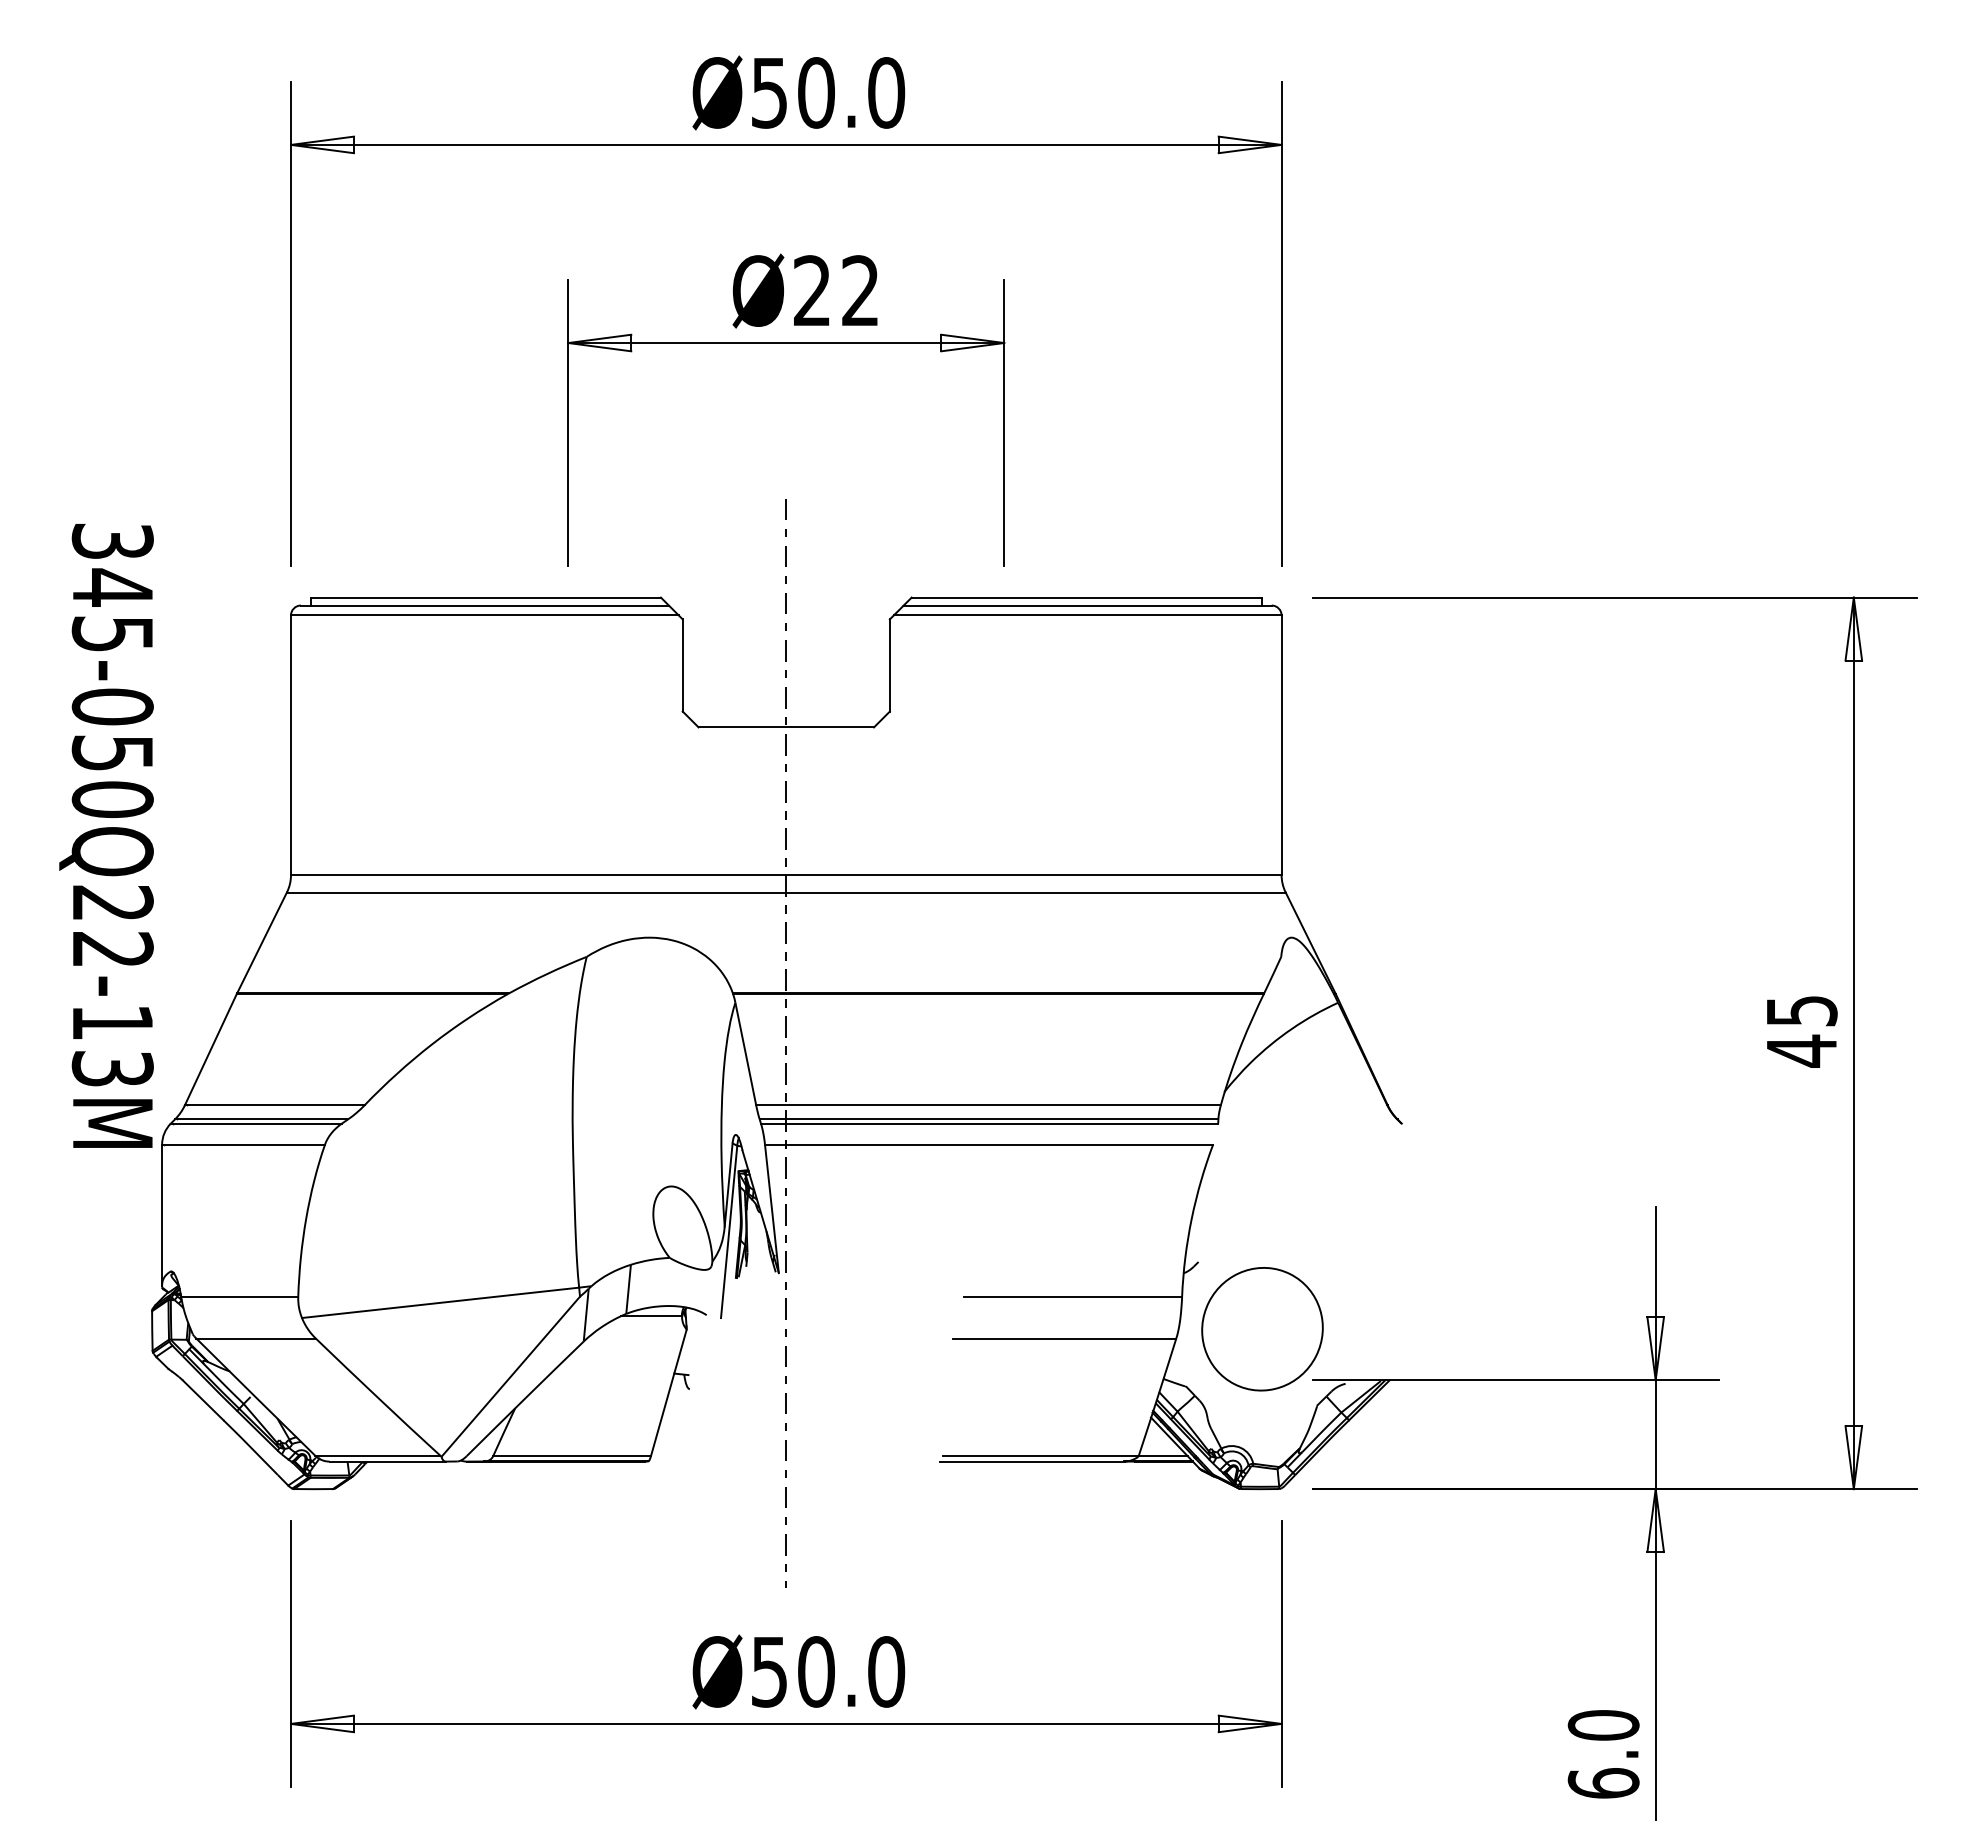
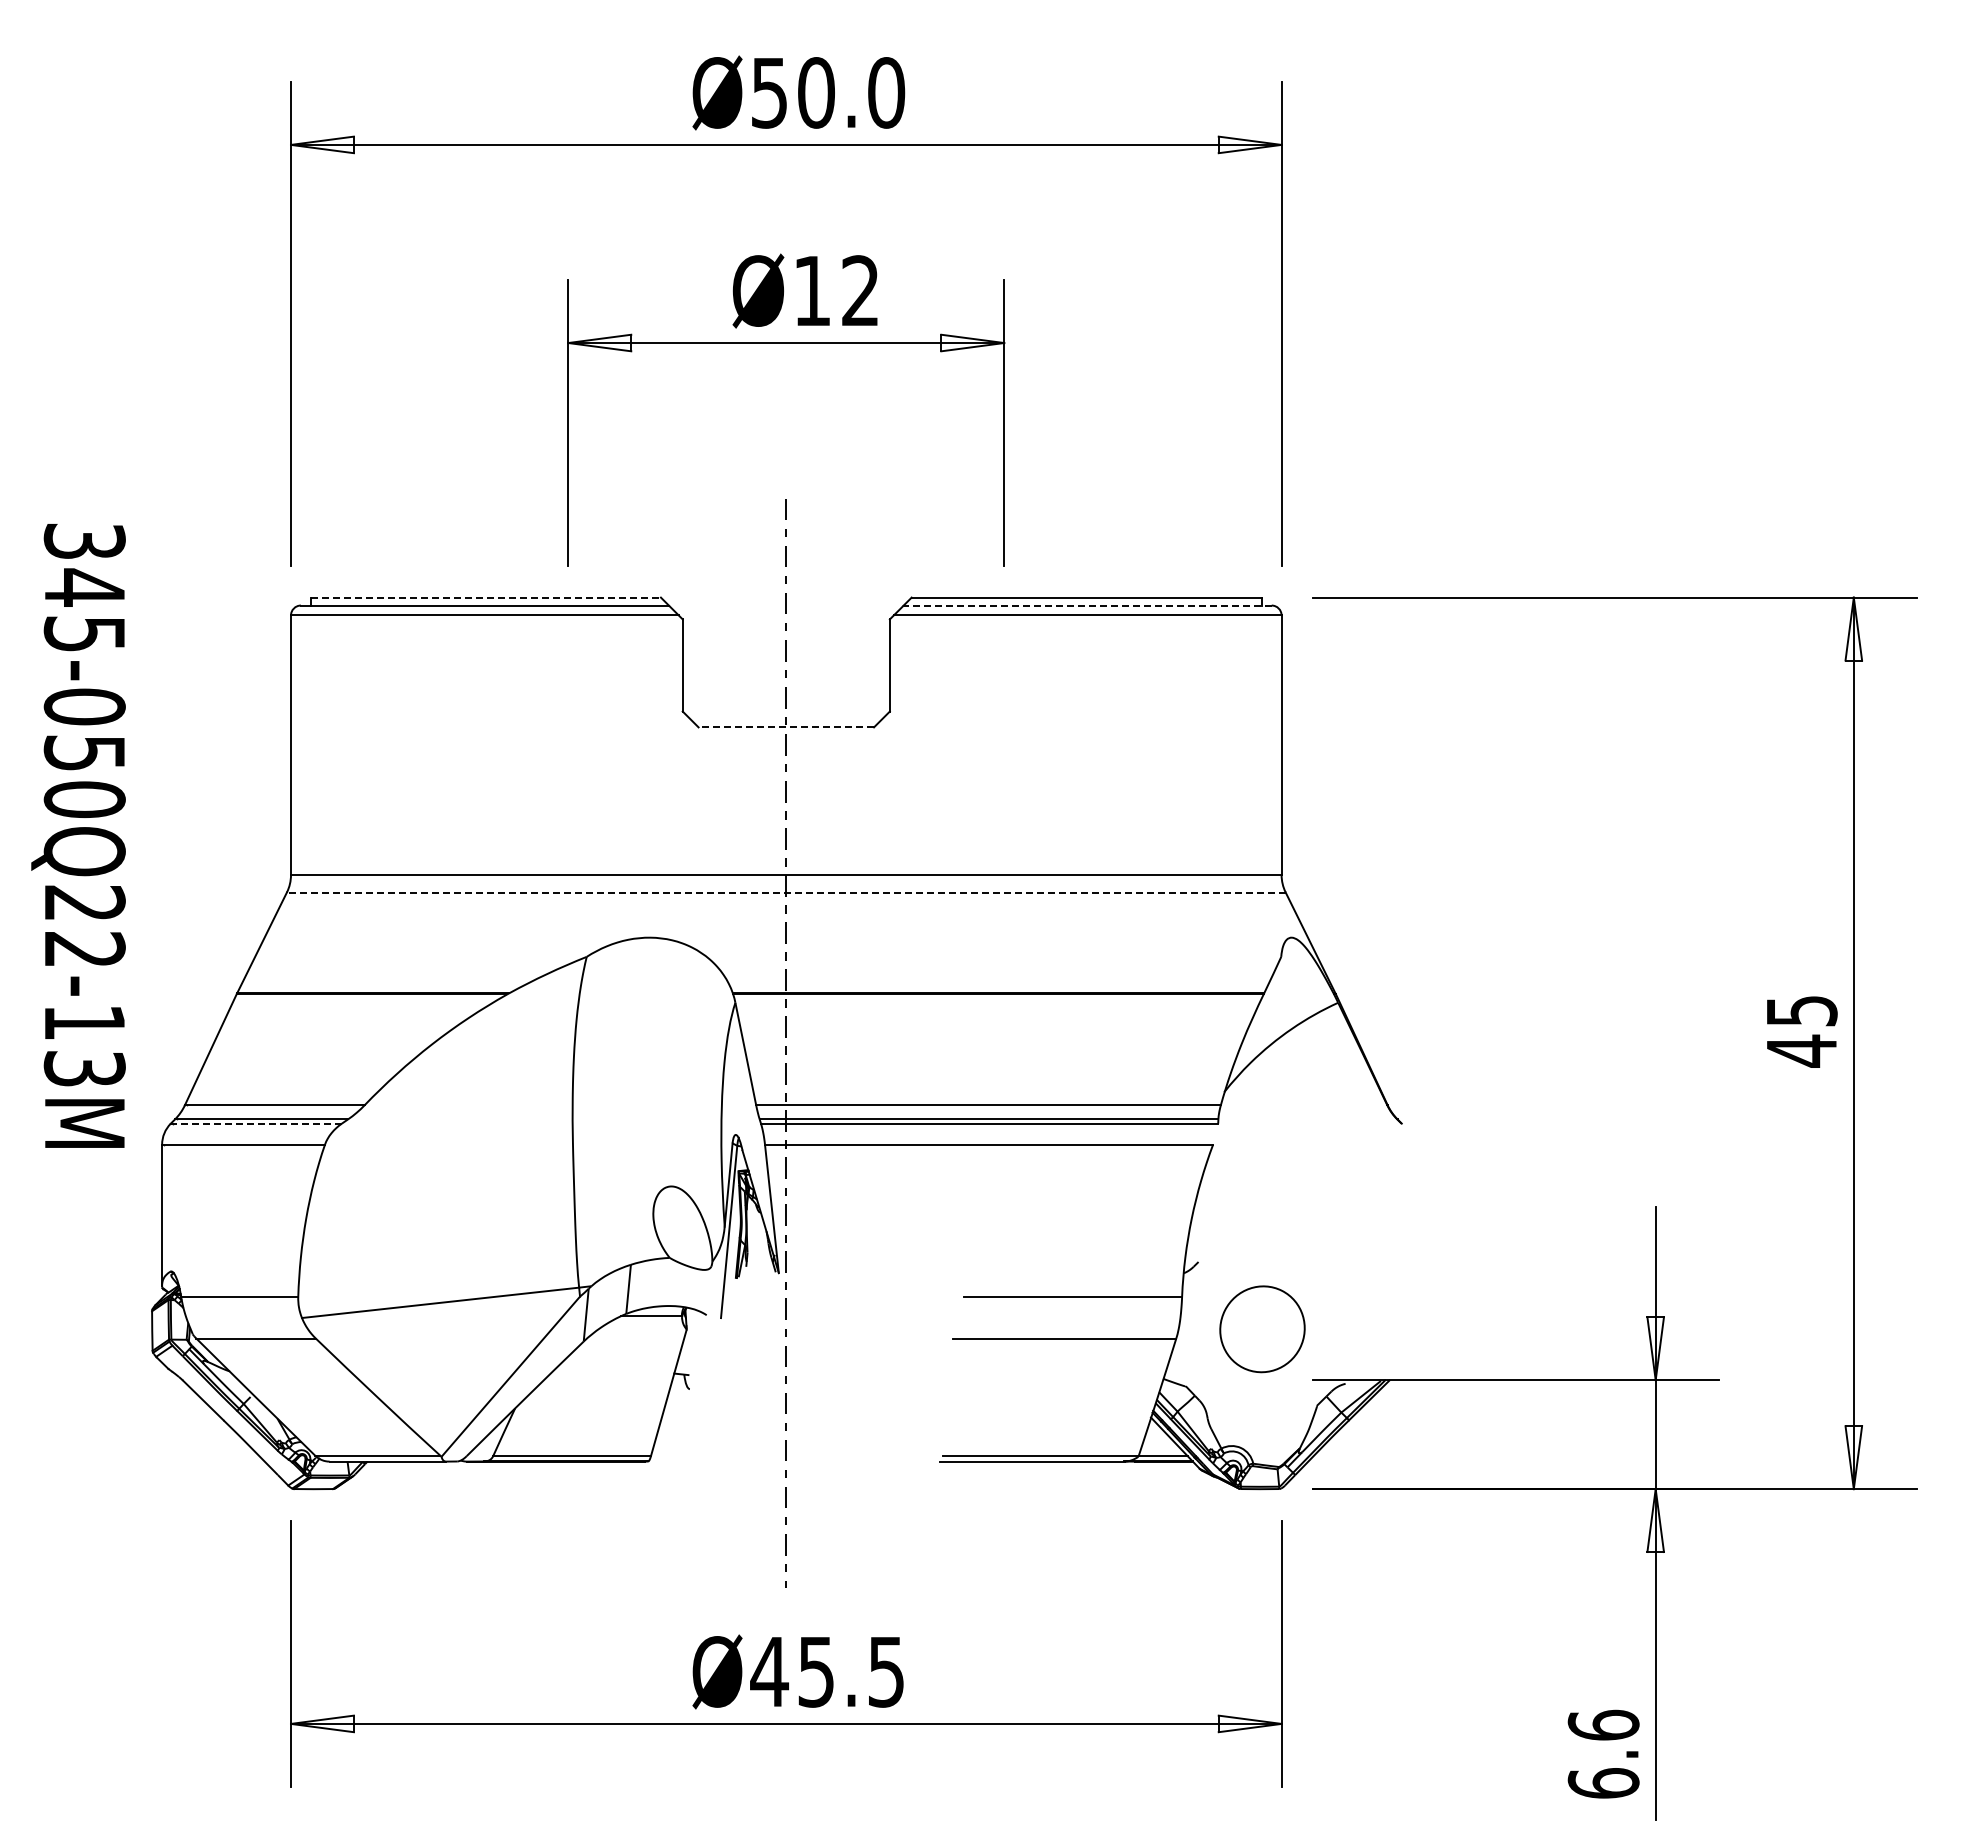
text: Ø22 -> Ø12 (811, 290)
line: solid -> dashed (486, 597)
line: solid -> dashed (1087, 605)
line: solid -> dashed (786, 727)
text position: (106, 835) -> (78, 835) (78, 835)
line: solid -> dashed (785, 892)
line: solid -> dashed (256, 1123)
part size: 123x125 px -> 87x89 px (1262, 1329)
text: Ø50.0 -> Ø45.5 (827, 1671)
text: 6.0 -> 6.6 (1603, 1724)
